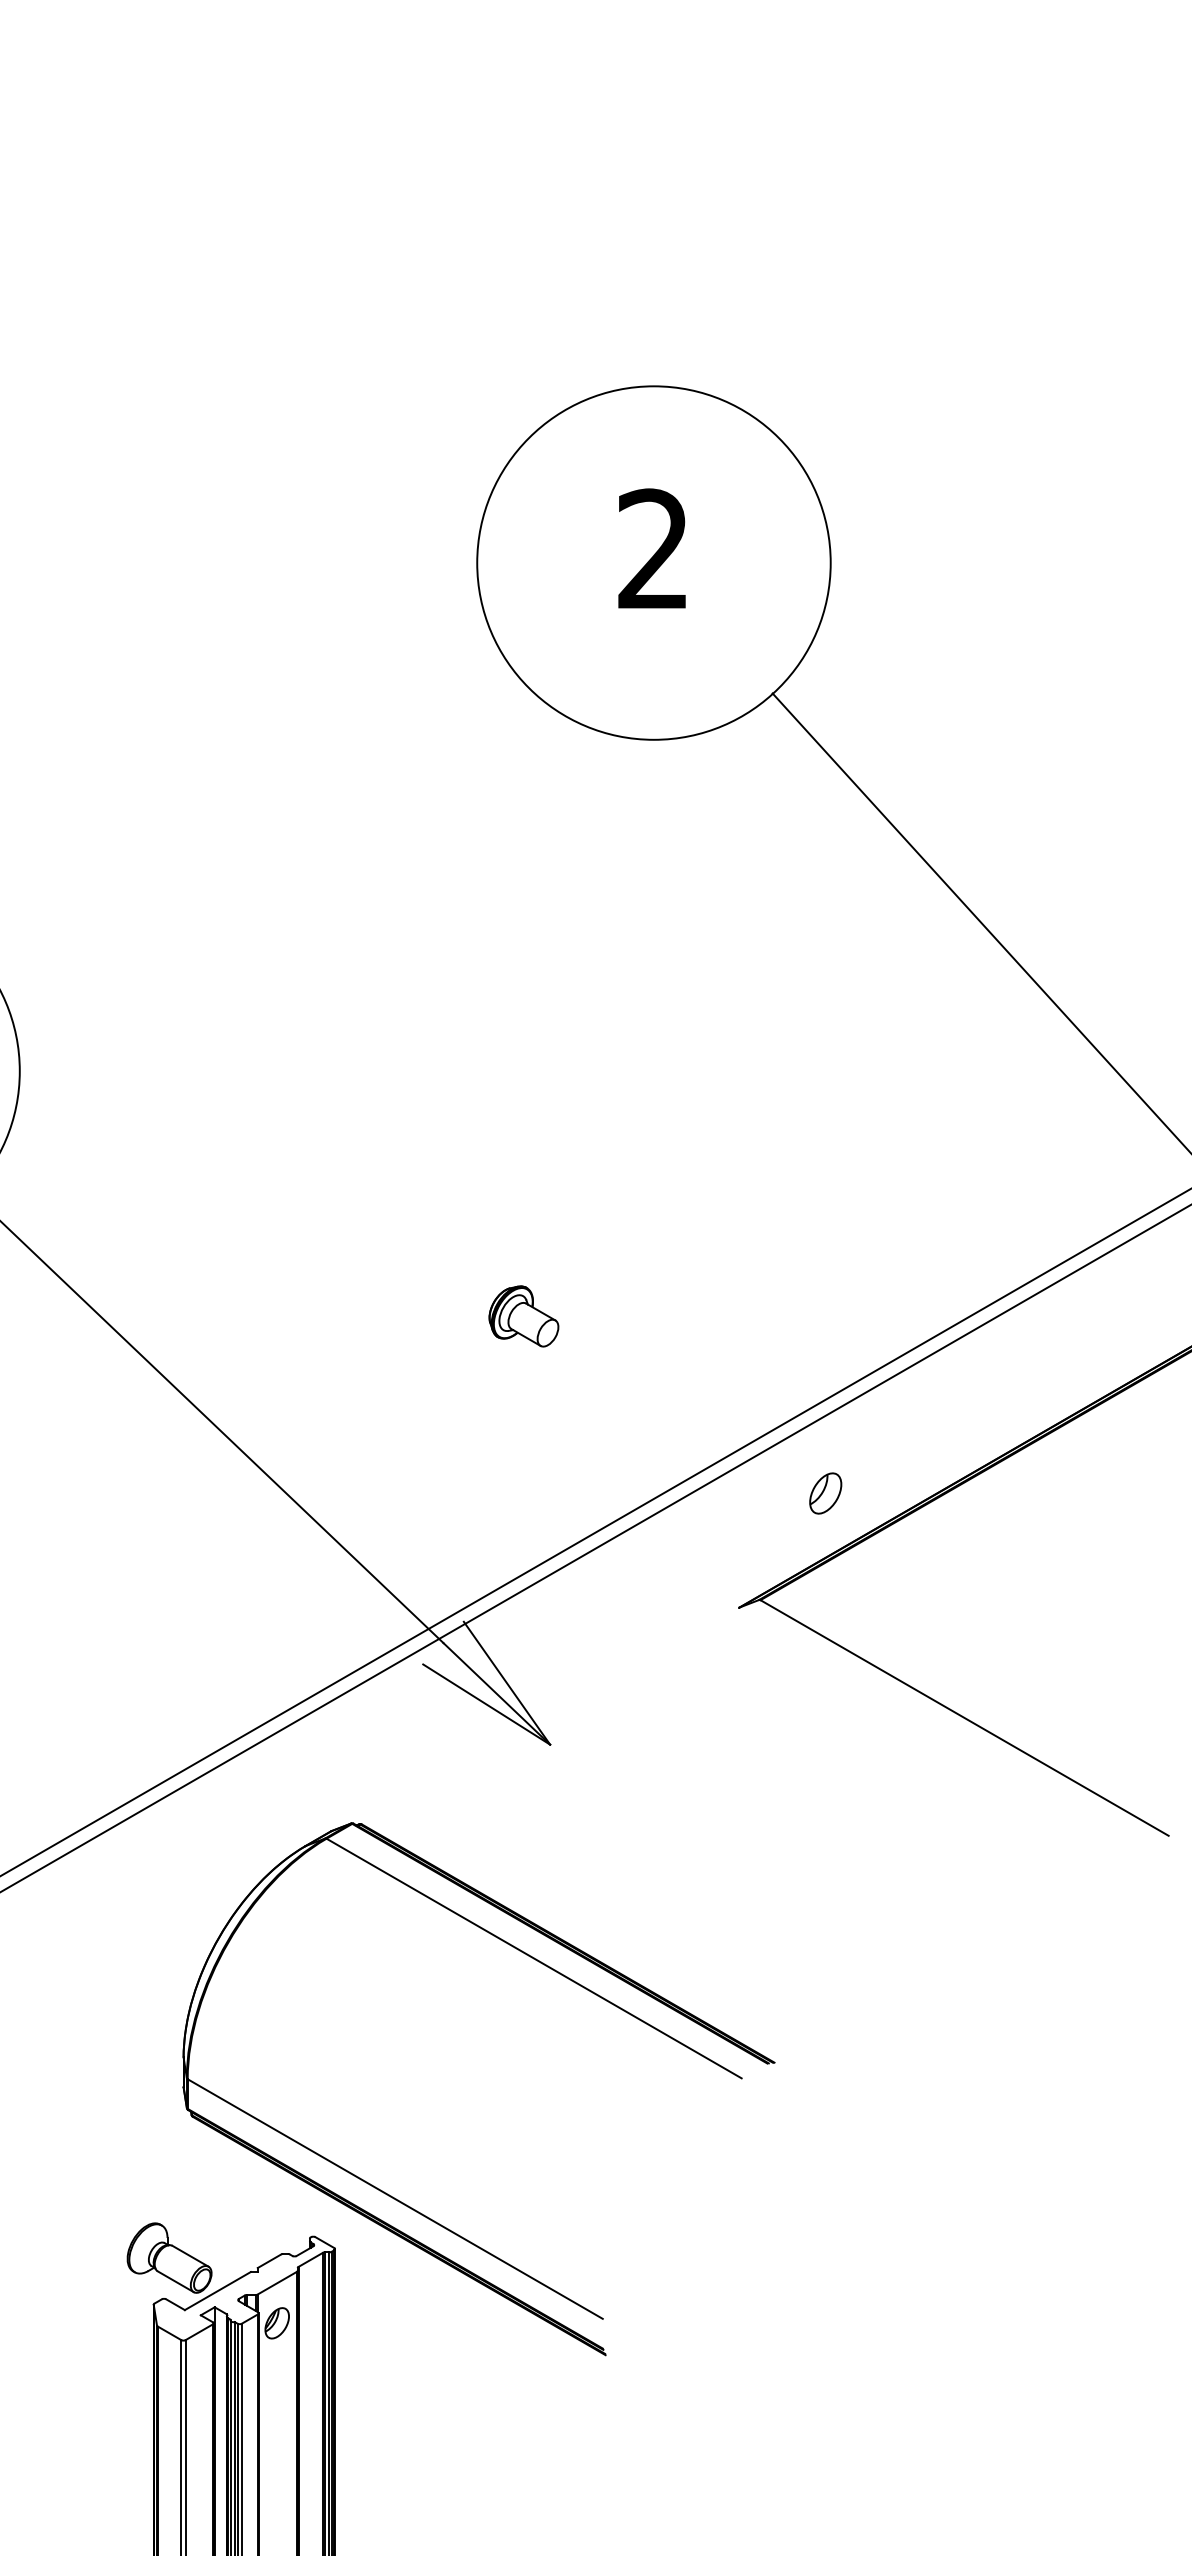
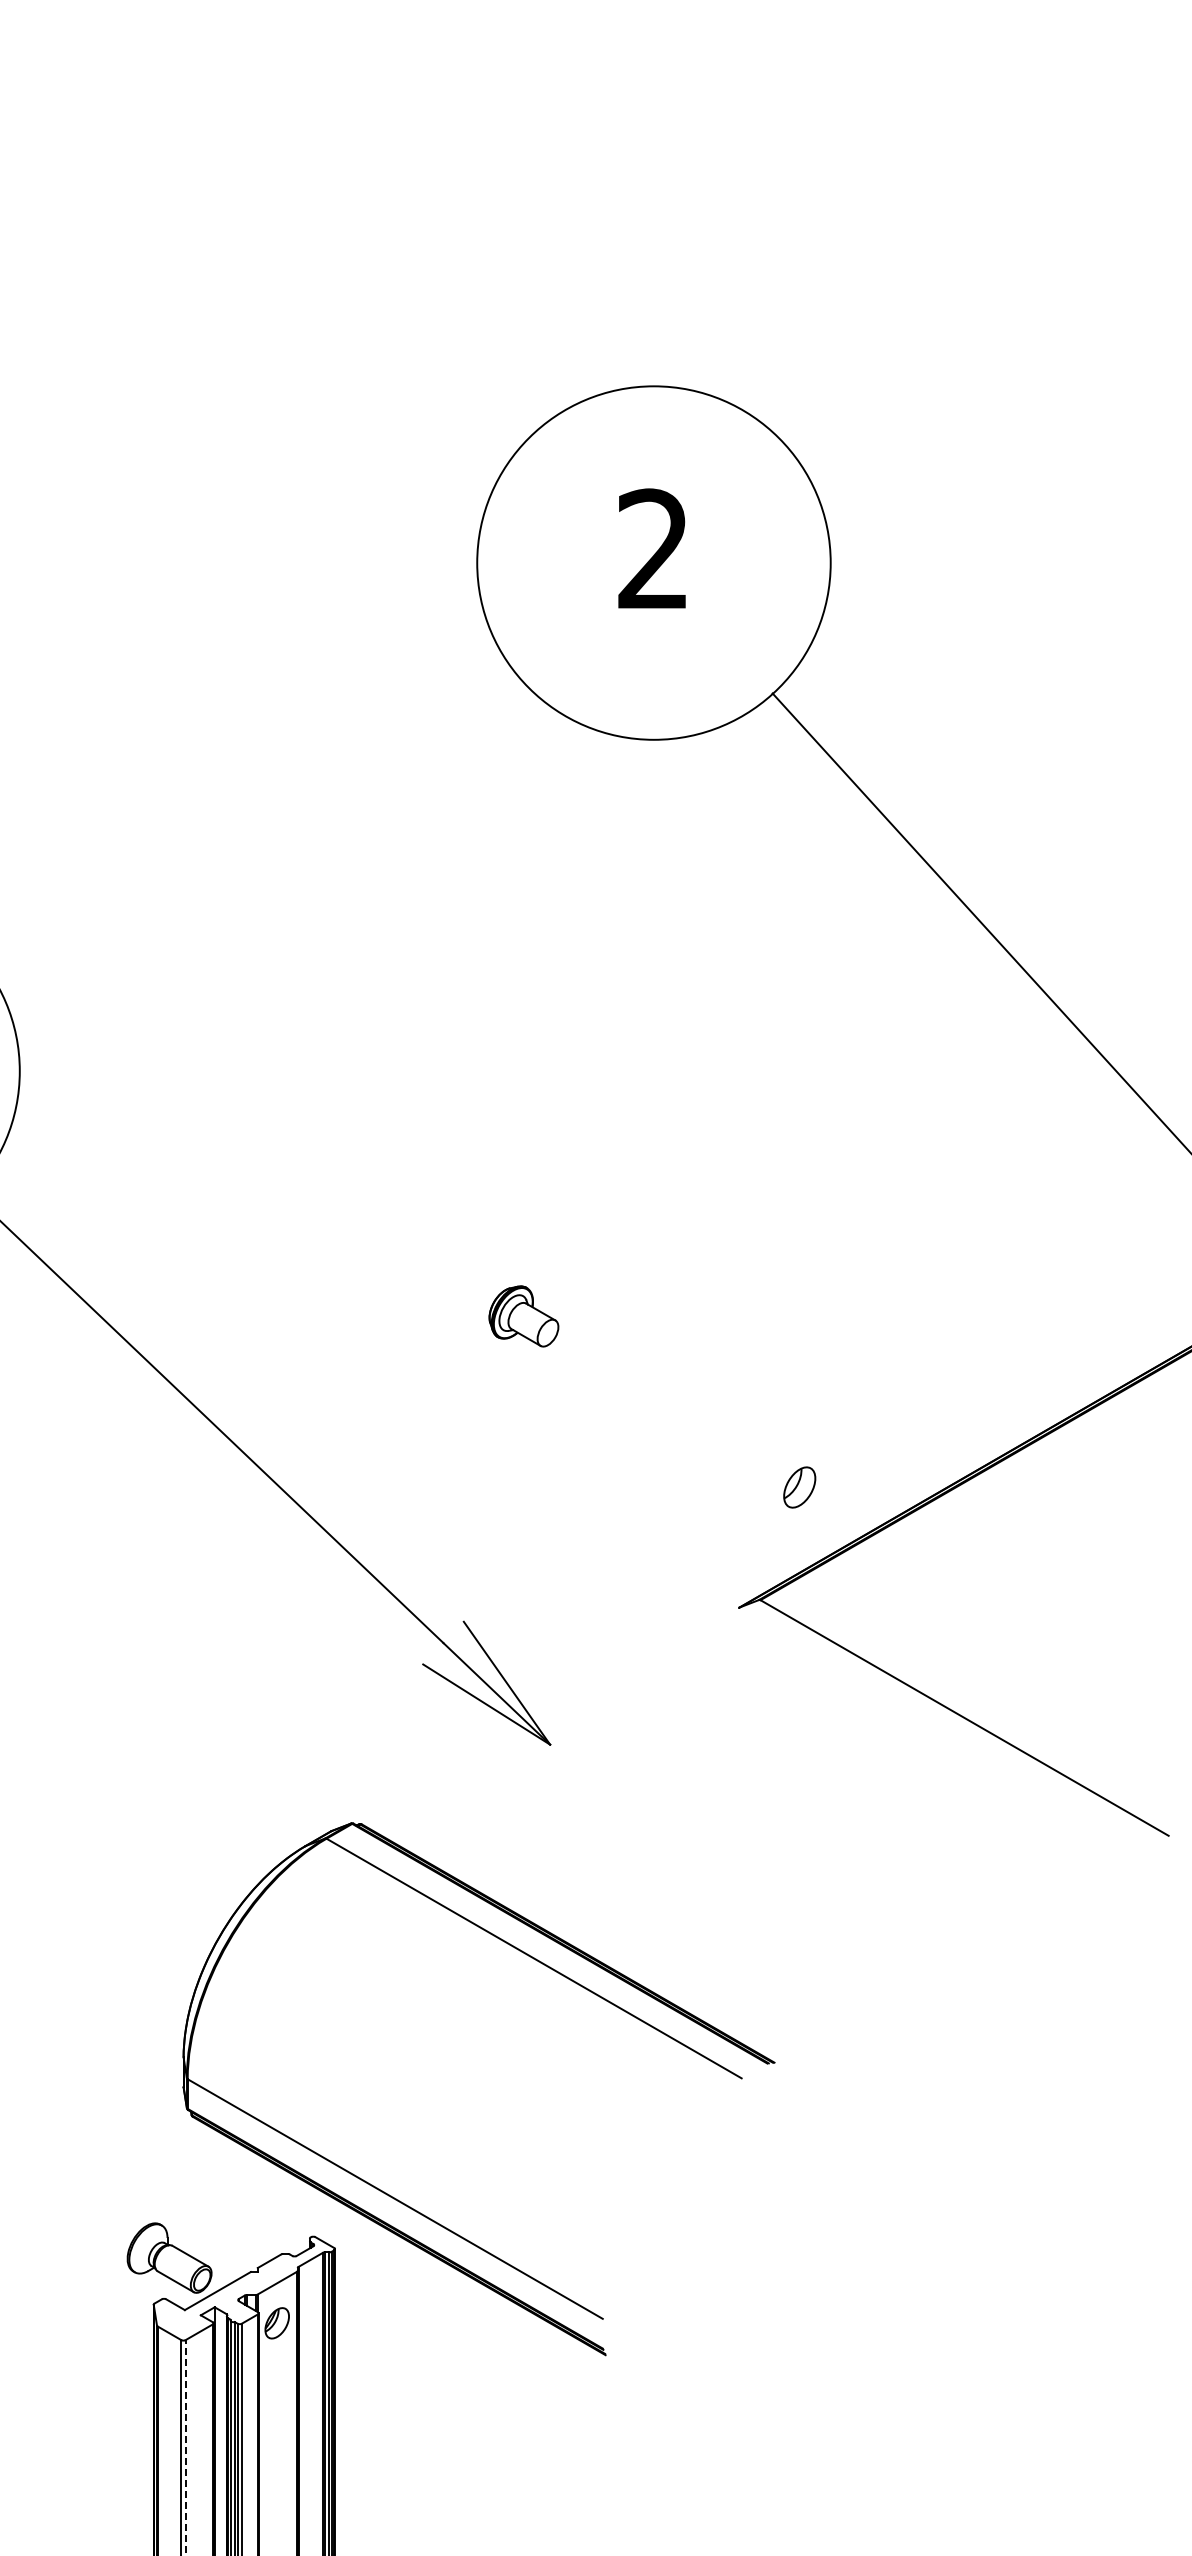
part position: (825, 1493) -> (799, 1487) (799, 1487)
line: present -> none (595, 1532)
line: present -> none (595, 1548)
line: solid -> dashed (185, 2447)
